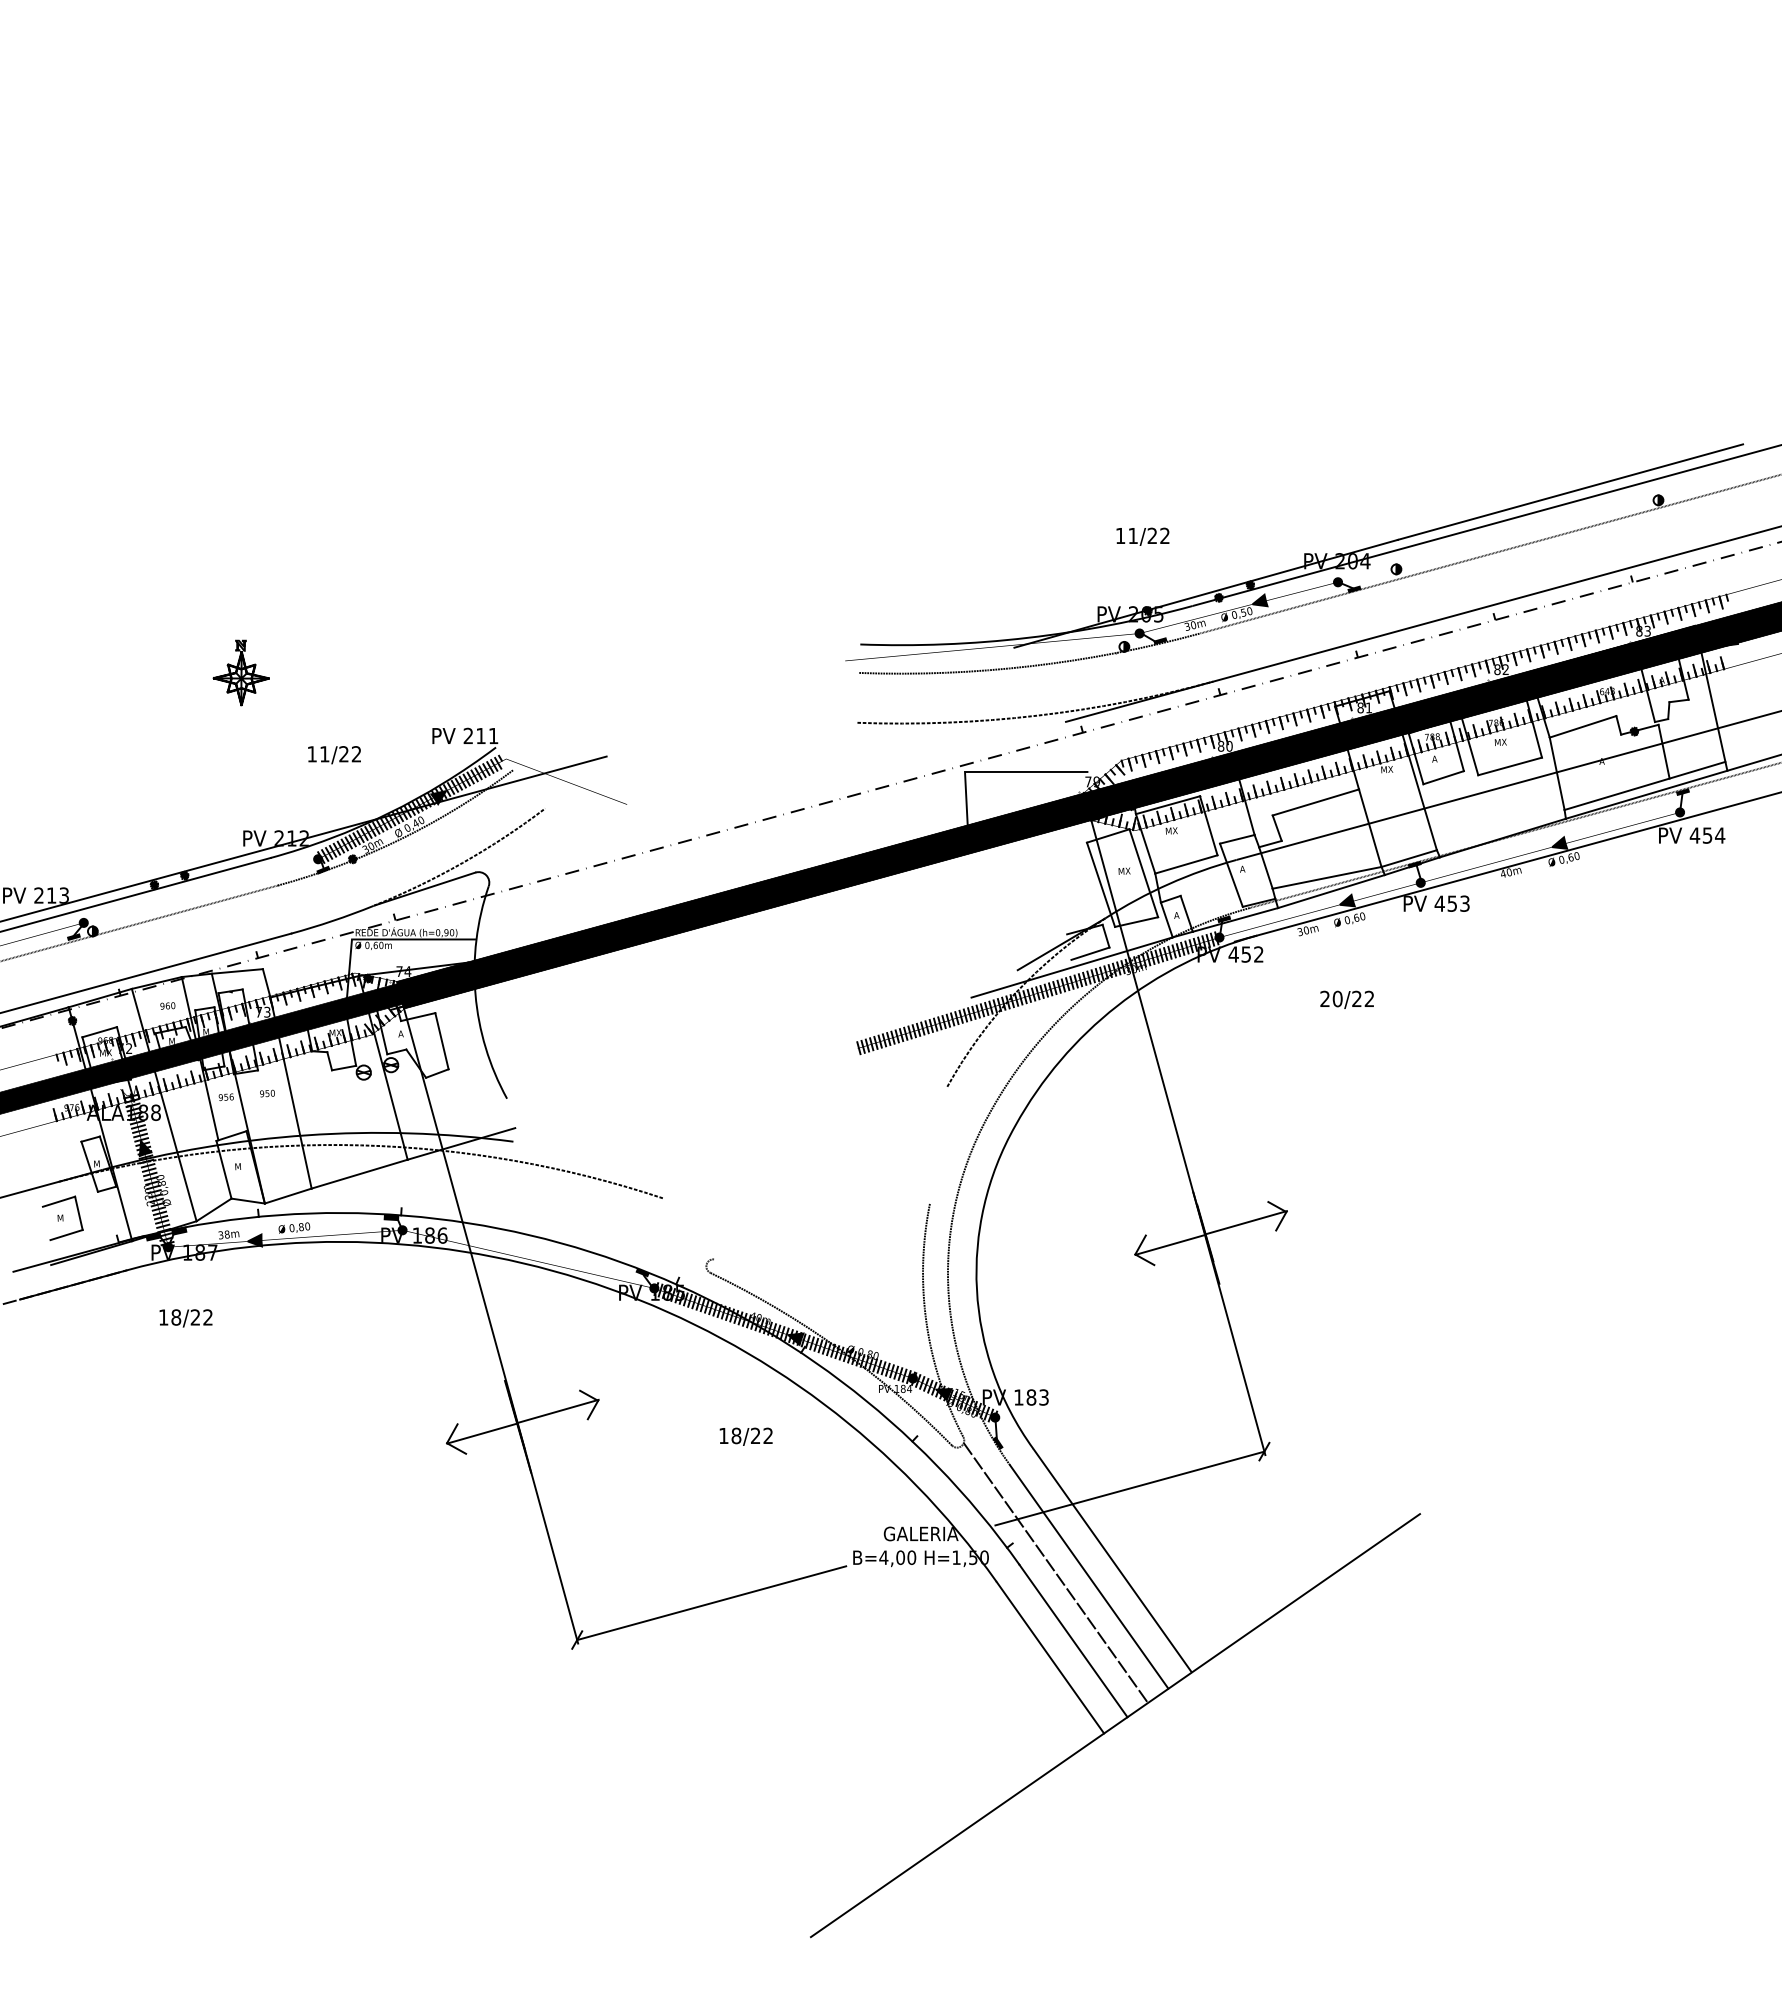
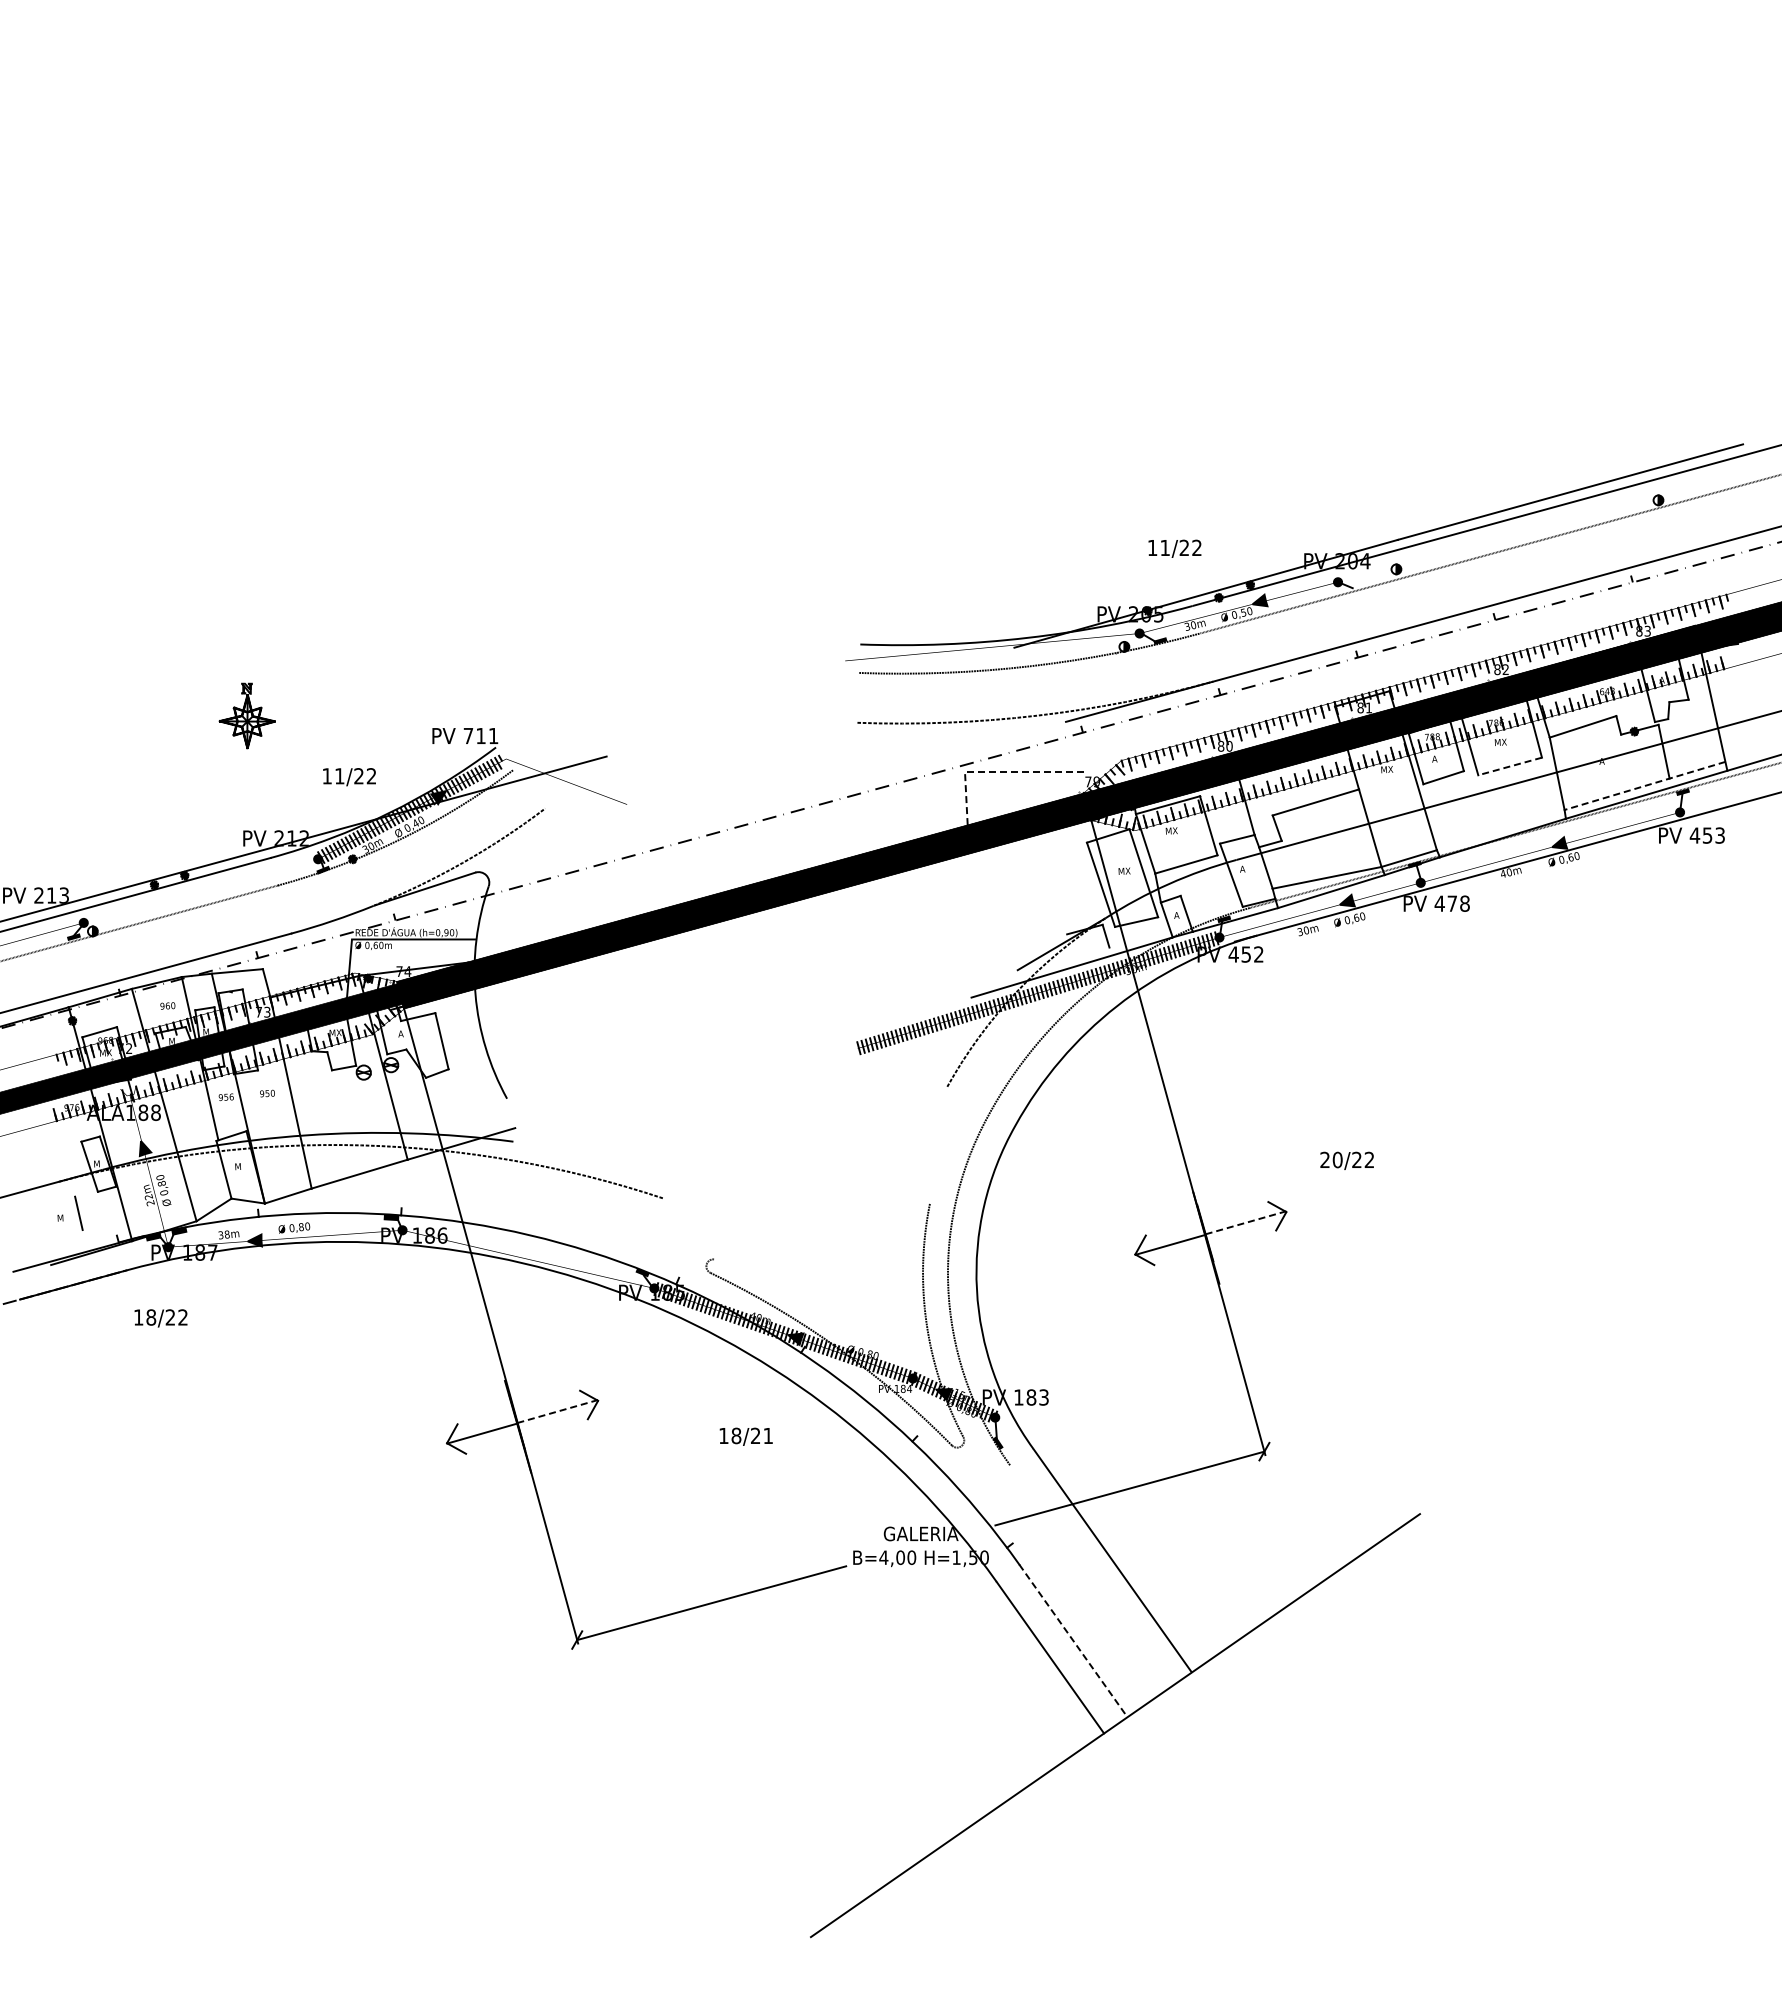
text position: (1142, 536) -> (1174, 548) (1174, 548)
fill: present -> none (1354, 589)
part position: (240, 672) -> (246, 715) (246, 715)
text: 211 -> 711 (468, 735)
text position: (334, 755) -> (349, 777) (349, 777)
line: solid -> dashed (1509, 766)
line: solid -> dashed (993, 771)
line: solid -> dashed (1645, 785)
text: 454 -> 453 (1720, 835)
text: 453 -> 478 (1458, 903)
line: present -> none (1090, 953)
text position: (1346, 999) -> (1346, 1160) (1346, 1160)
hatch: present -> none (148, 1169)
line: present -> none (58, 1201)
line: solid -> dashed (1246, 1222)
line: present -> none (66, 1235)
text position: (185, 1318) -> (160, 1318) (160, 1318)
line: solid -> dashed (558, 1411)
text: 18/22 -> 18/21 (767, 1435)
line: present -> none (1055, 1573)
line: present -> none (1089, 1576)
line: solid -> dashed (1073, 1640)
